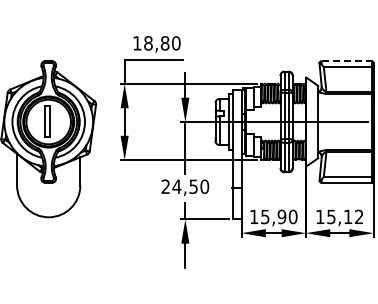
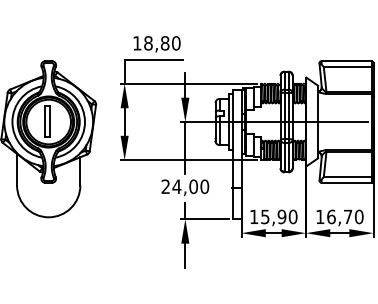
line: dashed -> solid (347, 61)
text: 24,50 -> 24,00 (193, 186)
text: 15,12 -> 16,70 (345, 216)
